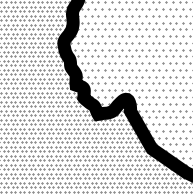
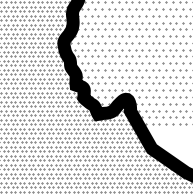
hatch: present -> none (165, 150)
